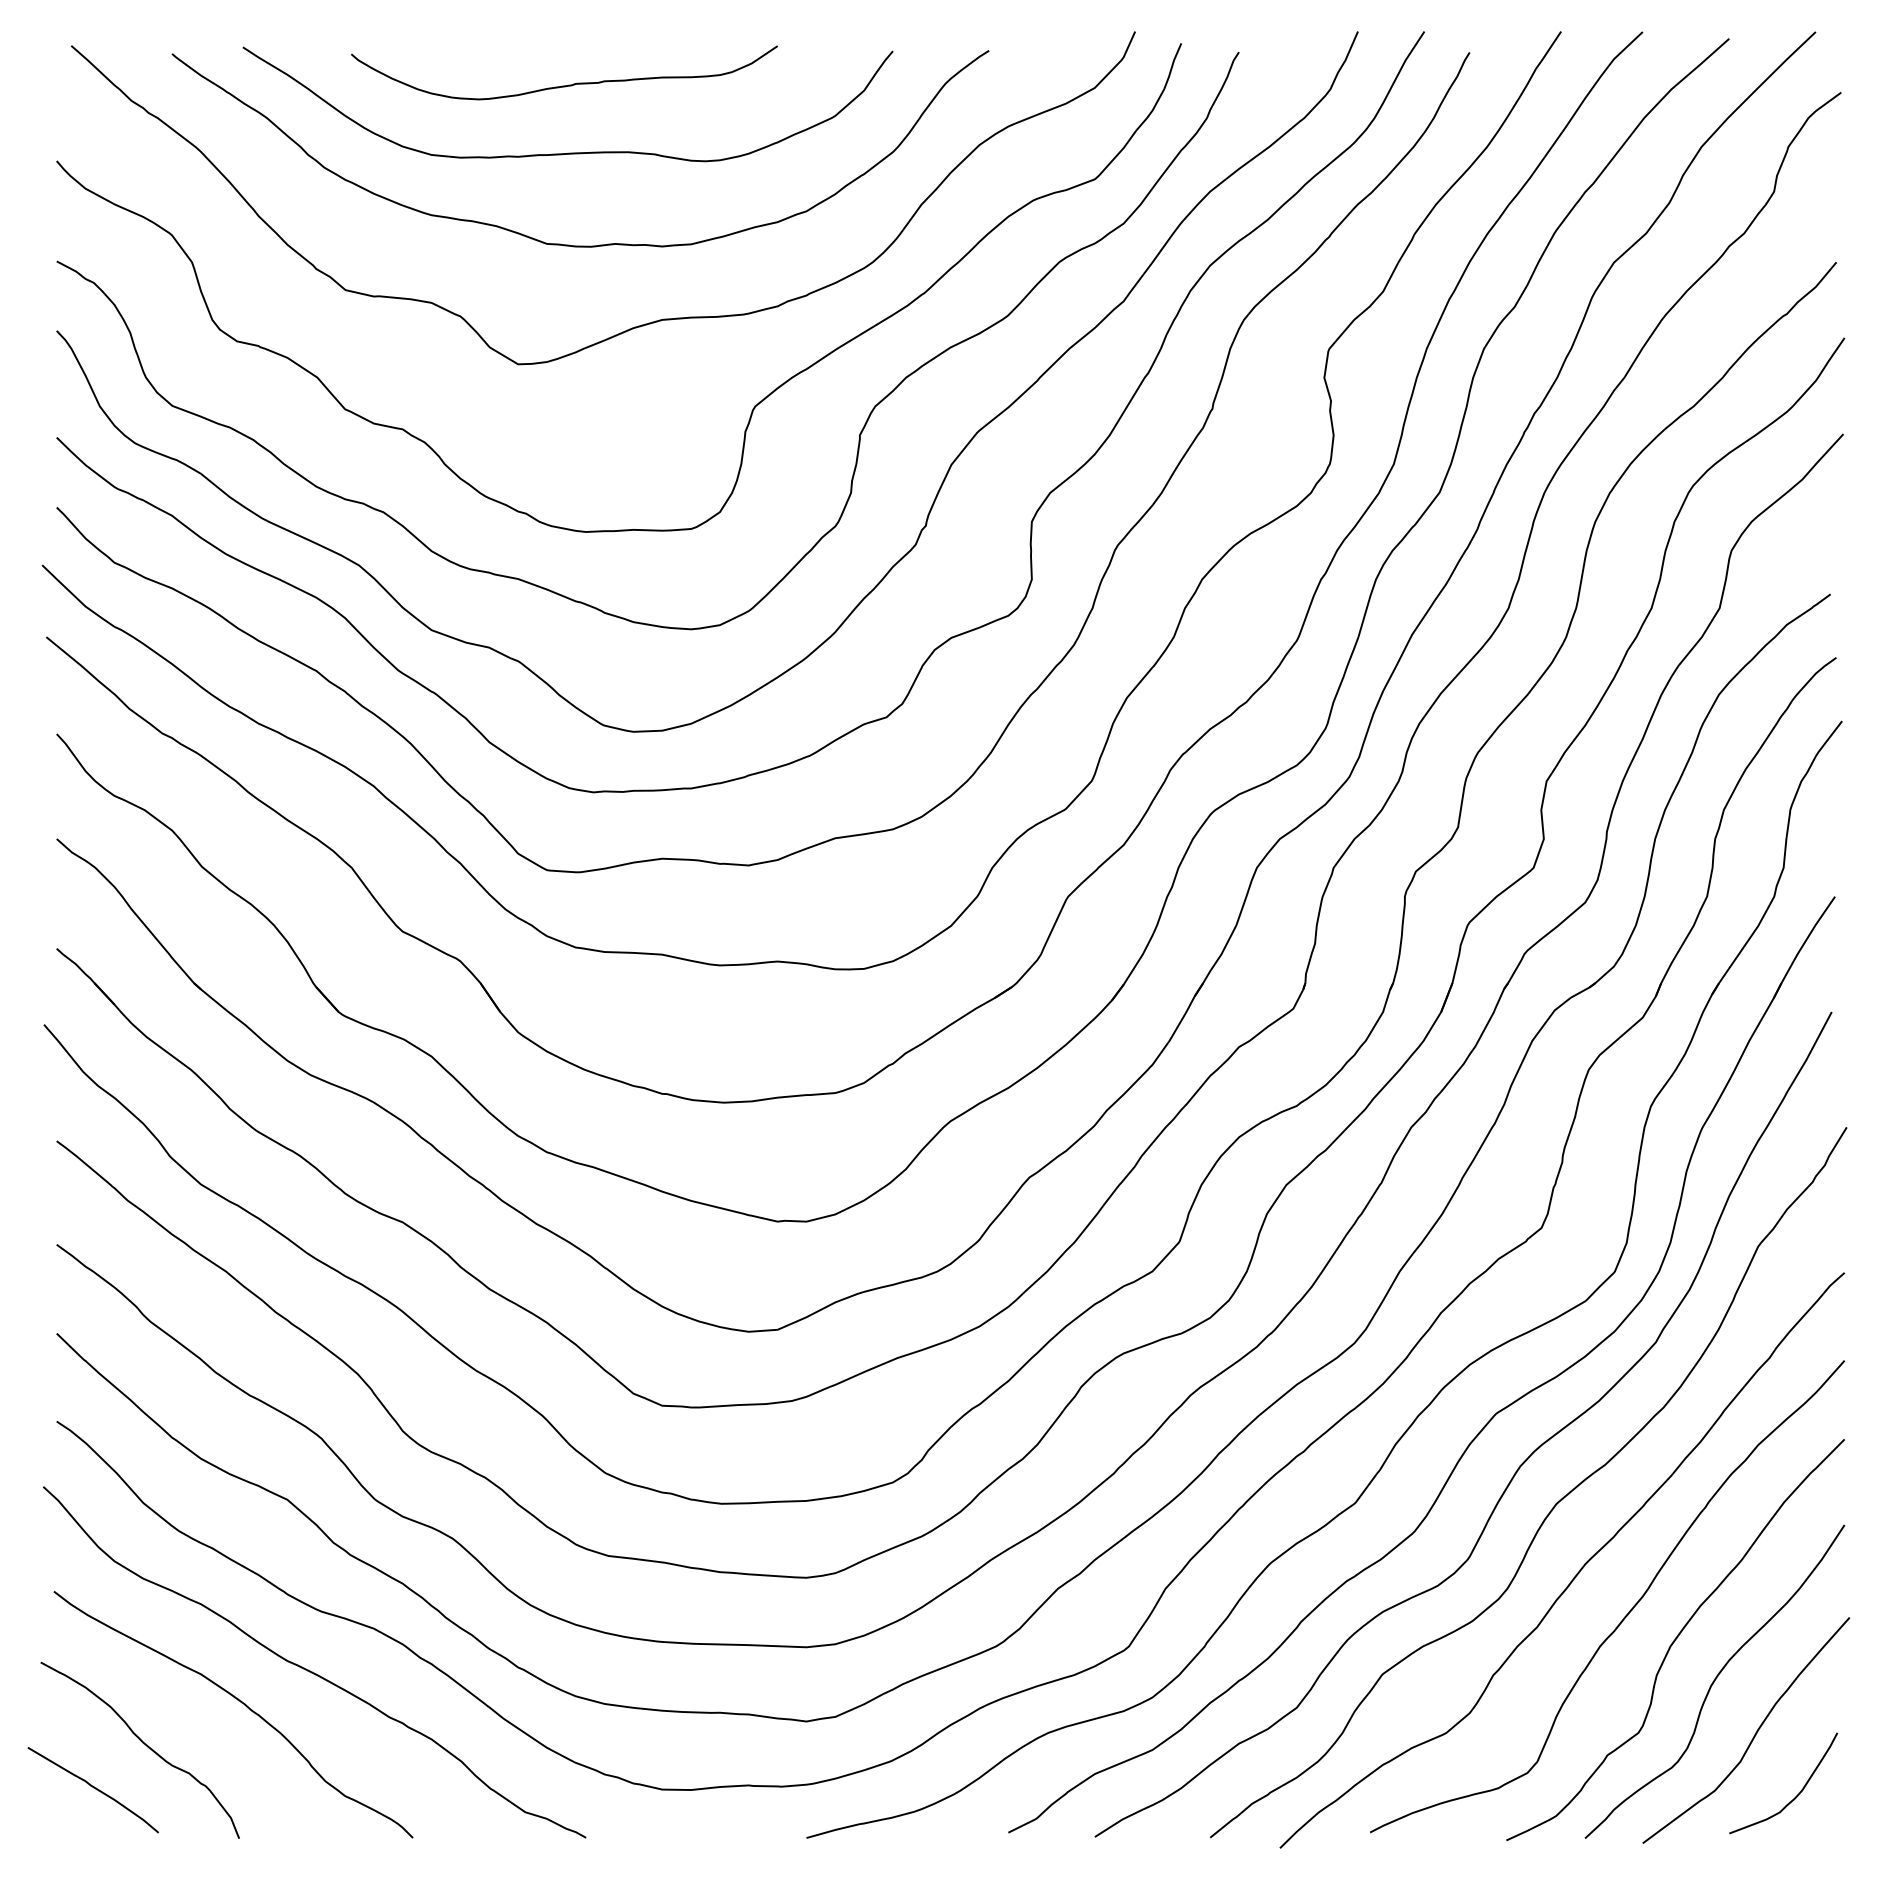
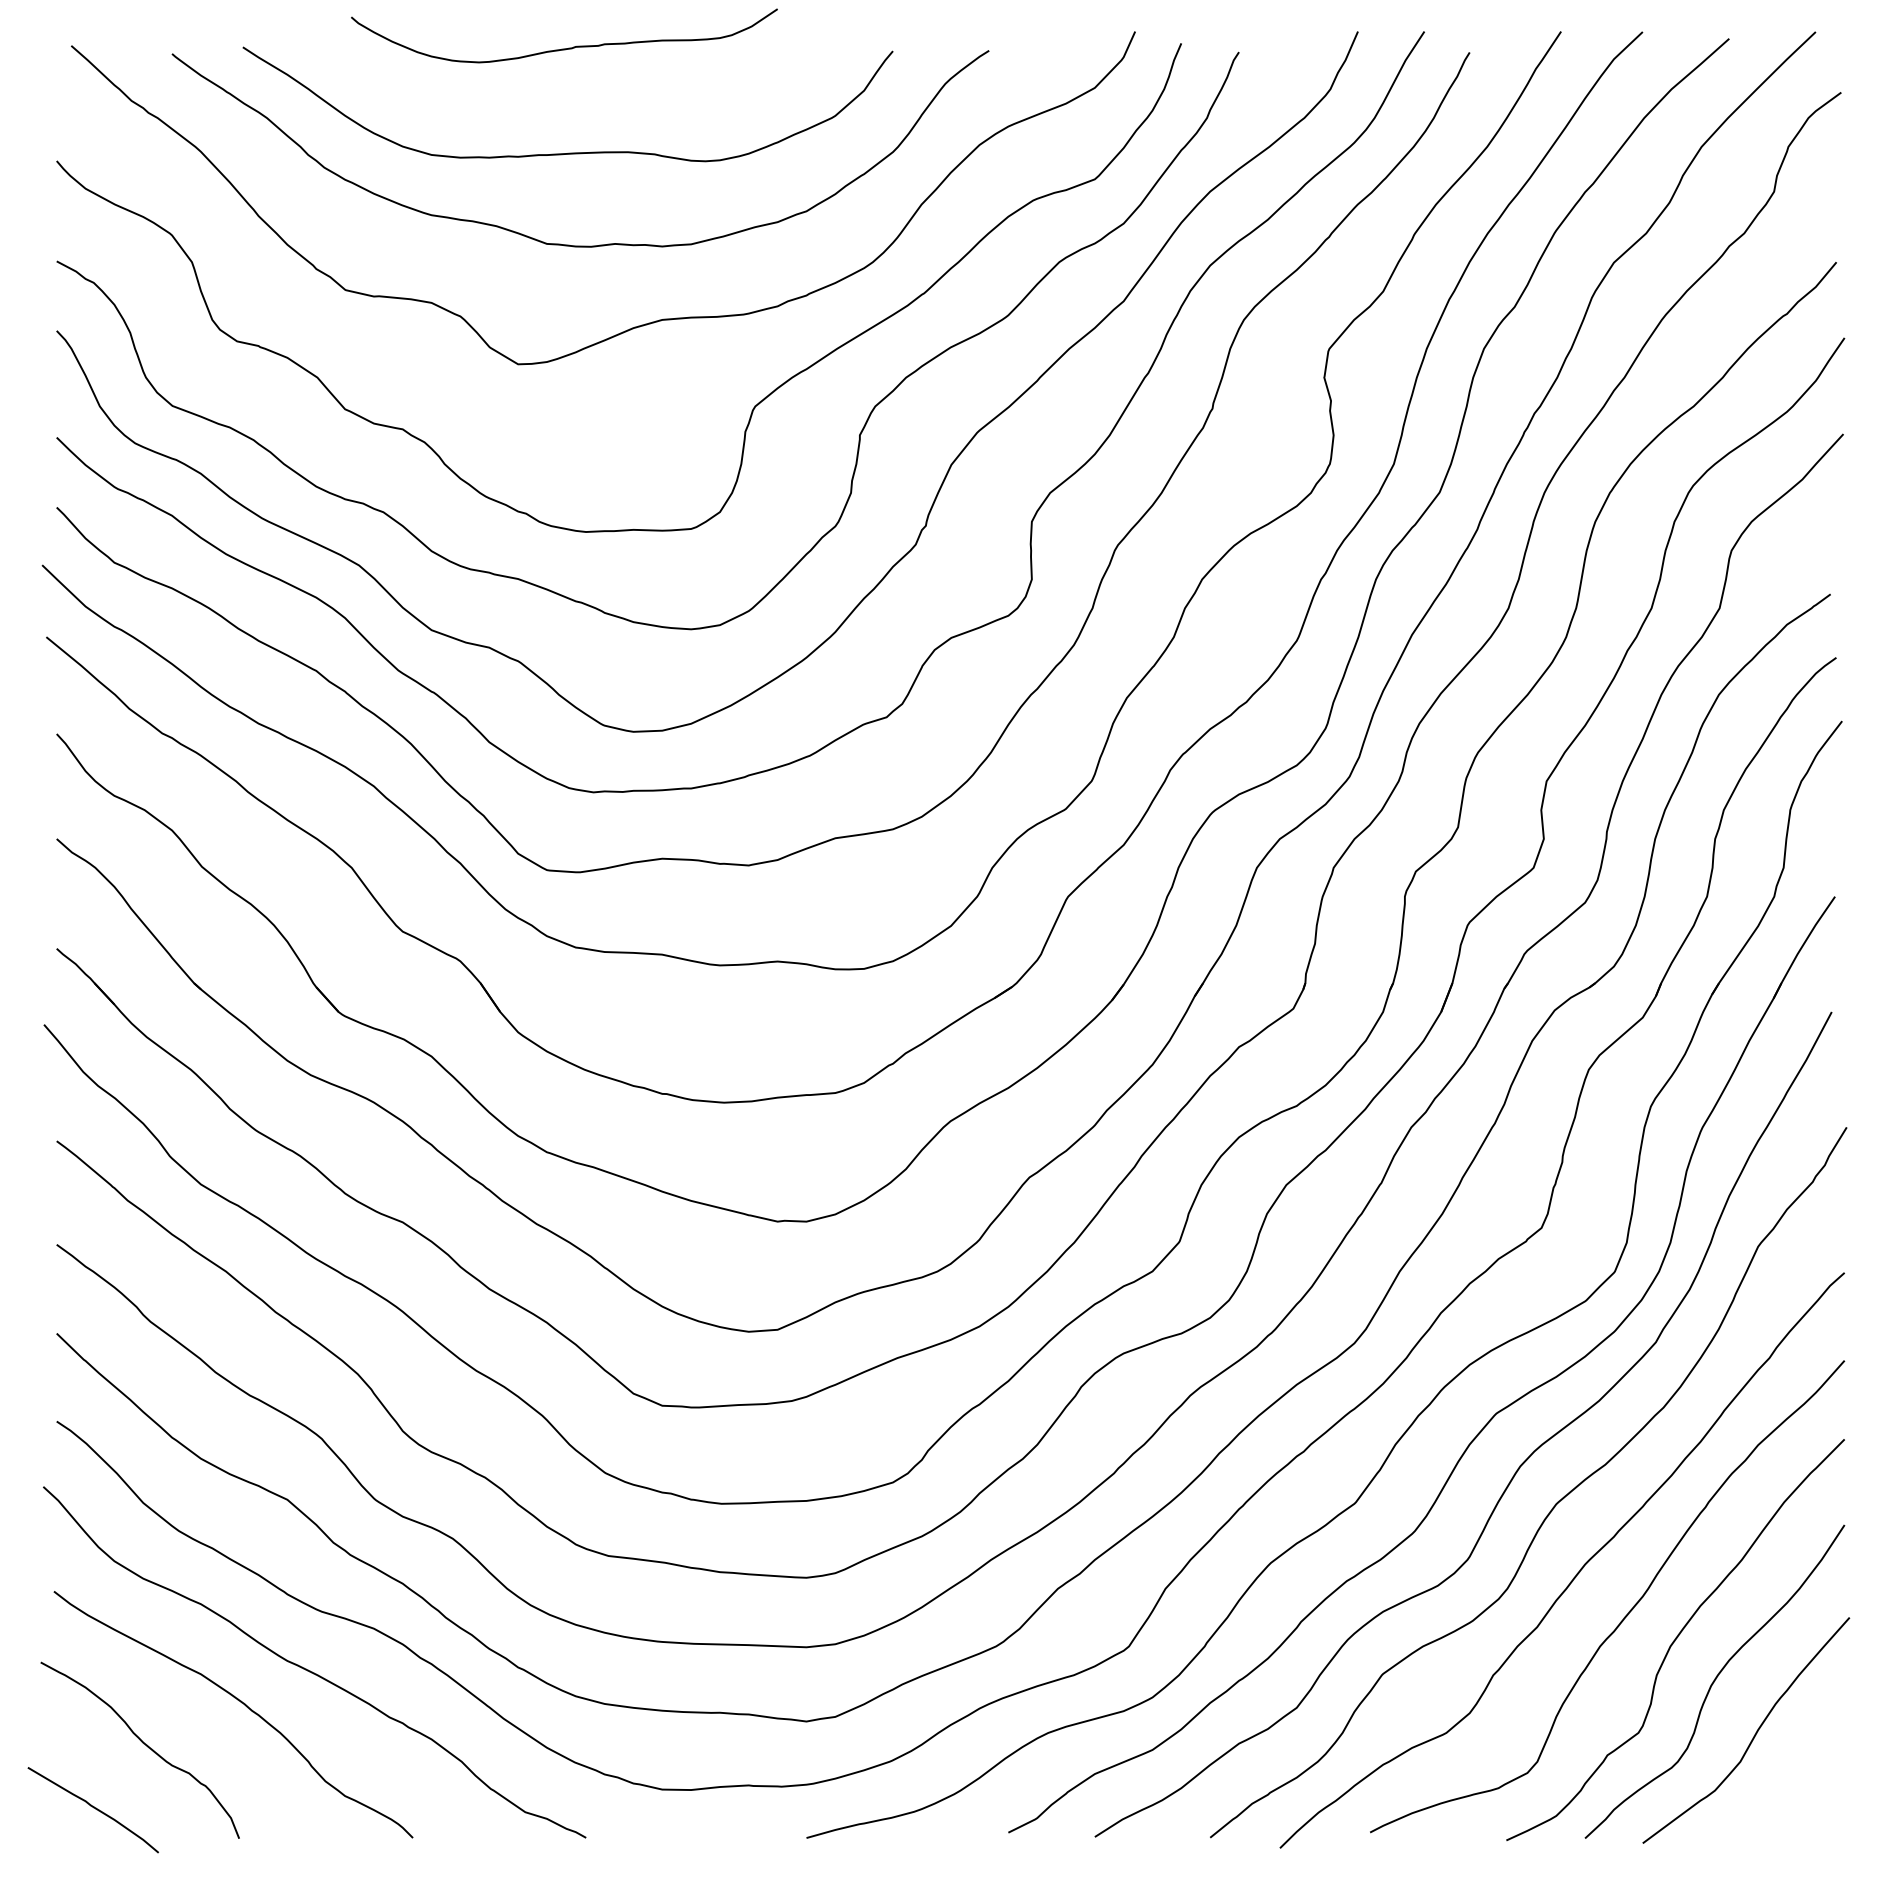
curve position: (568, 84) -> (568, 47) (568, 47)
curve position: (93, 1788) -> (93, 1808) (93, 1808)
curve: present -> none (1796, 1795)
